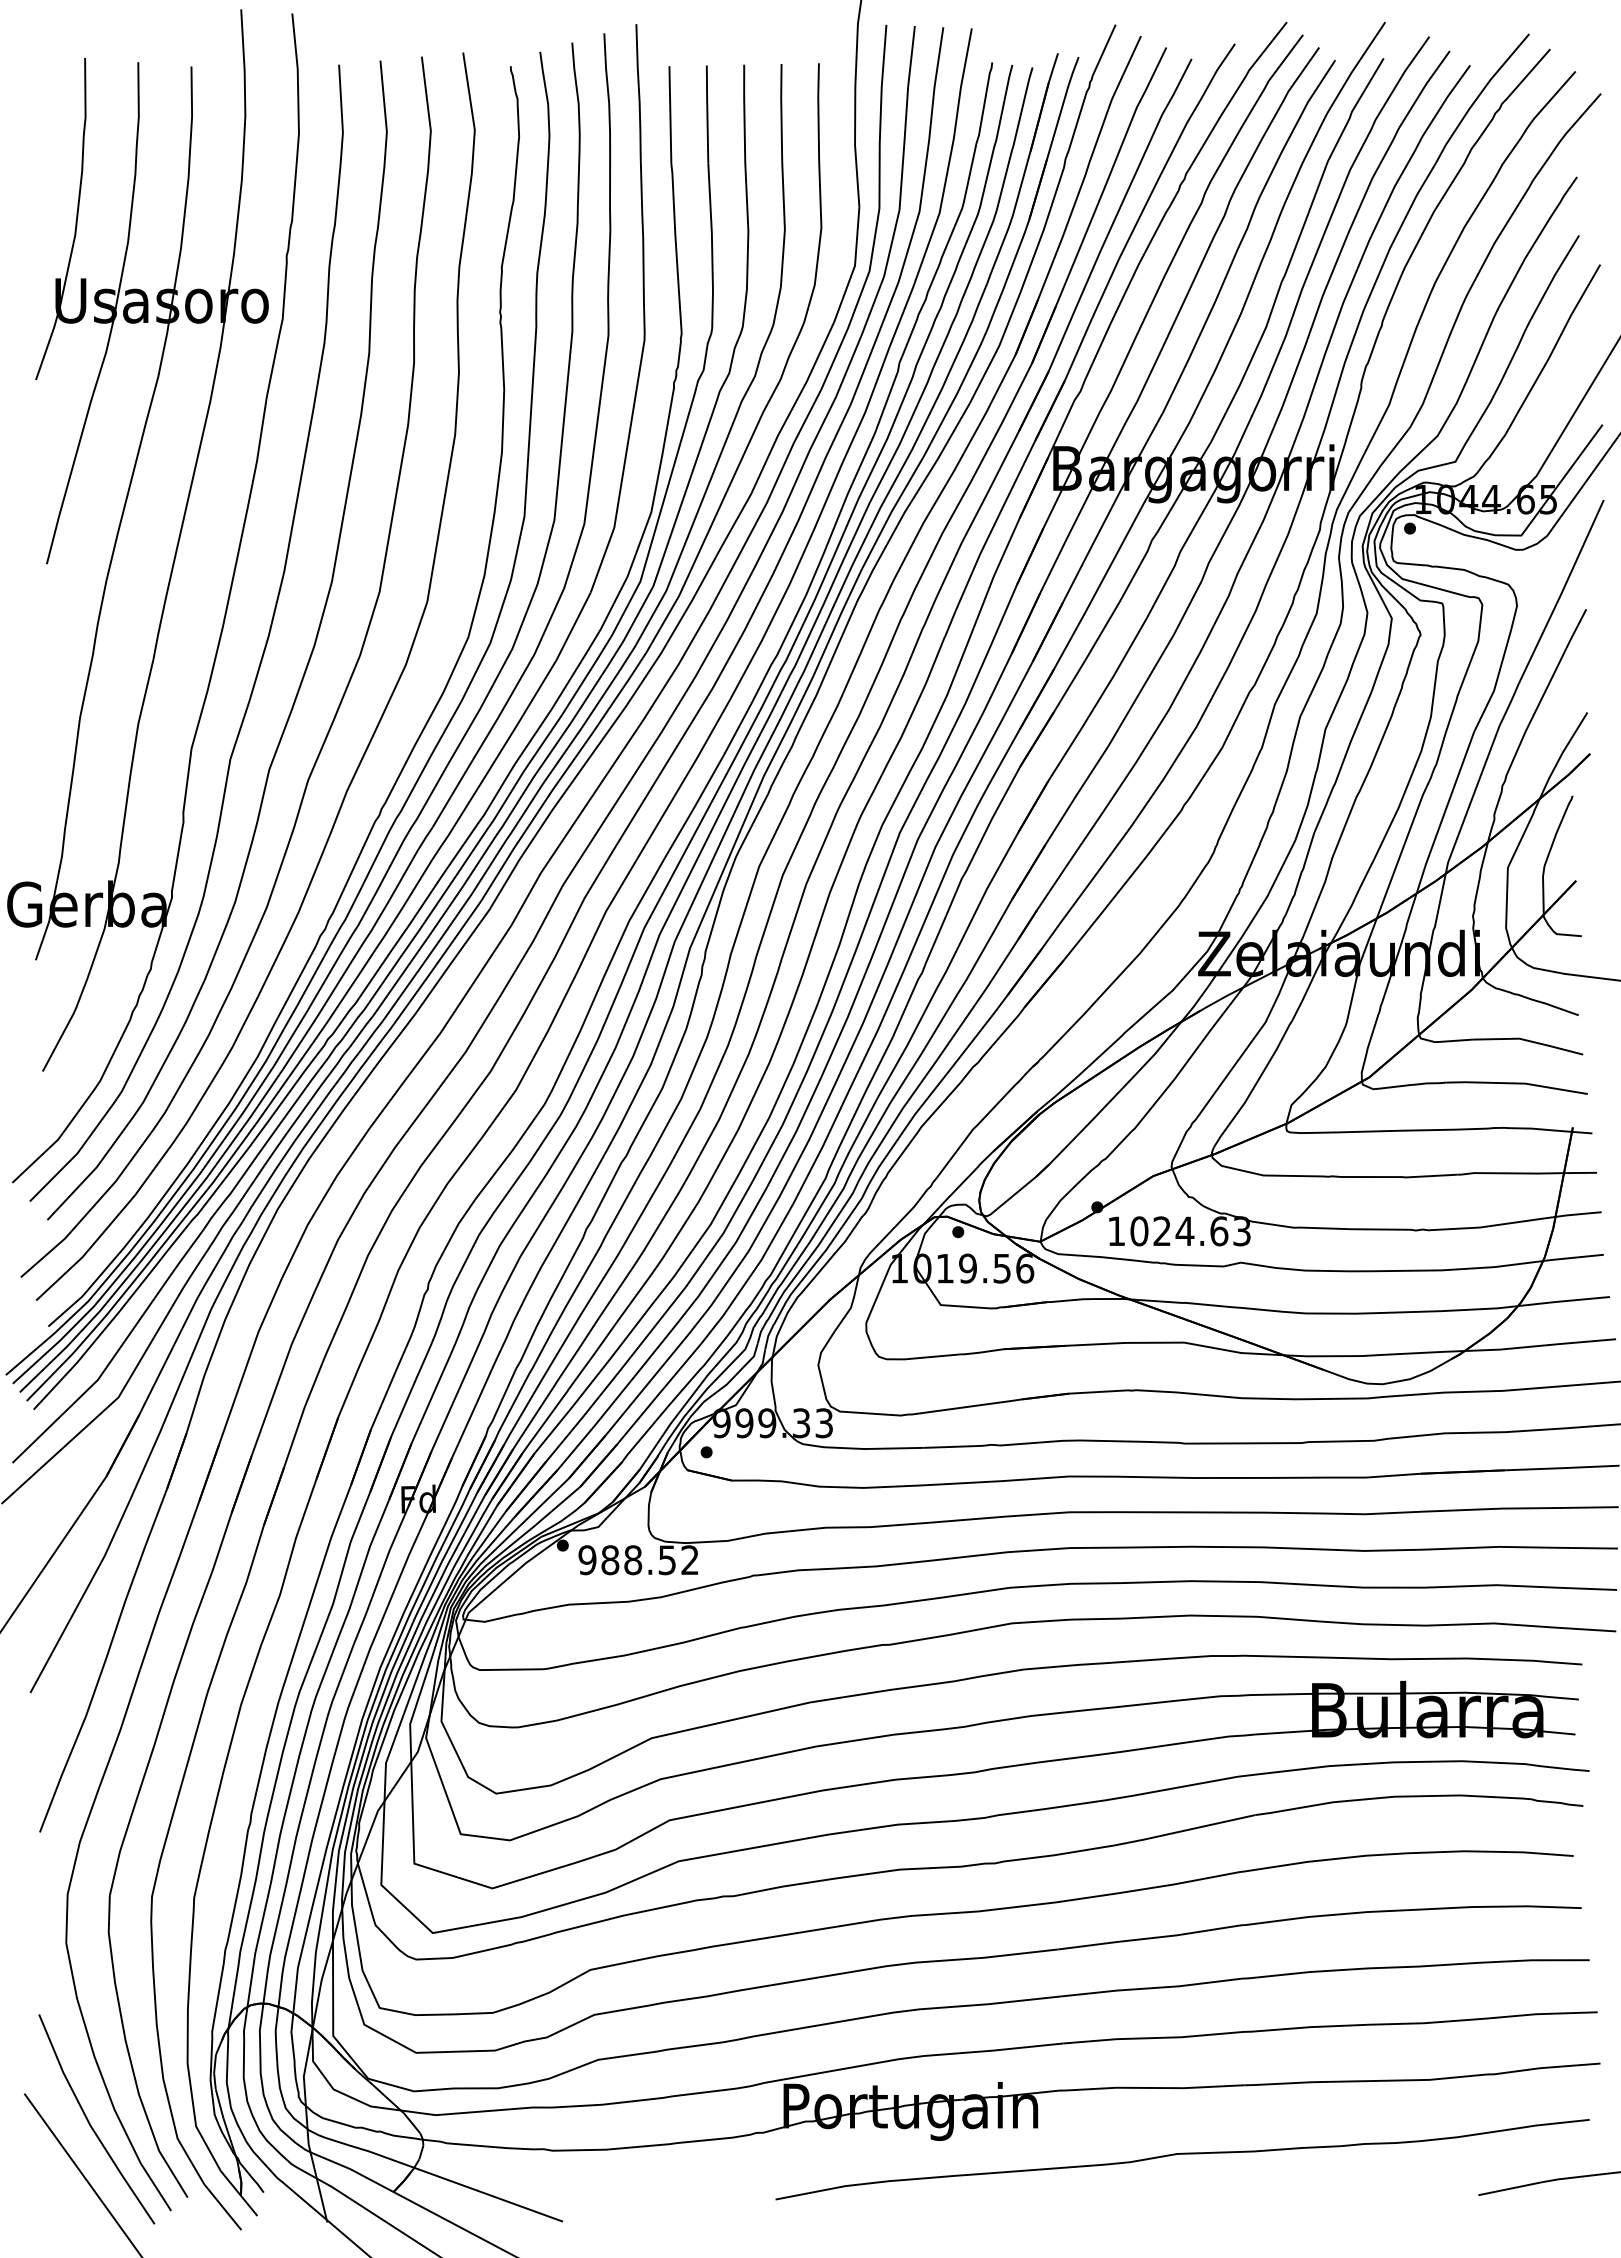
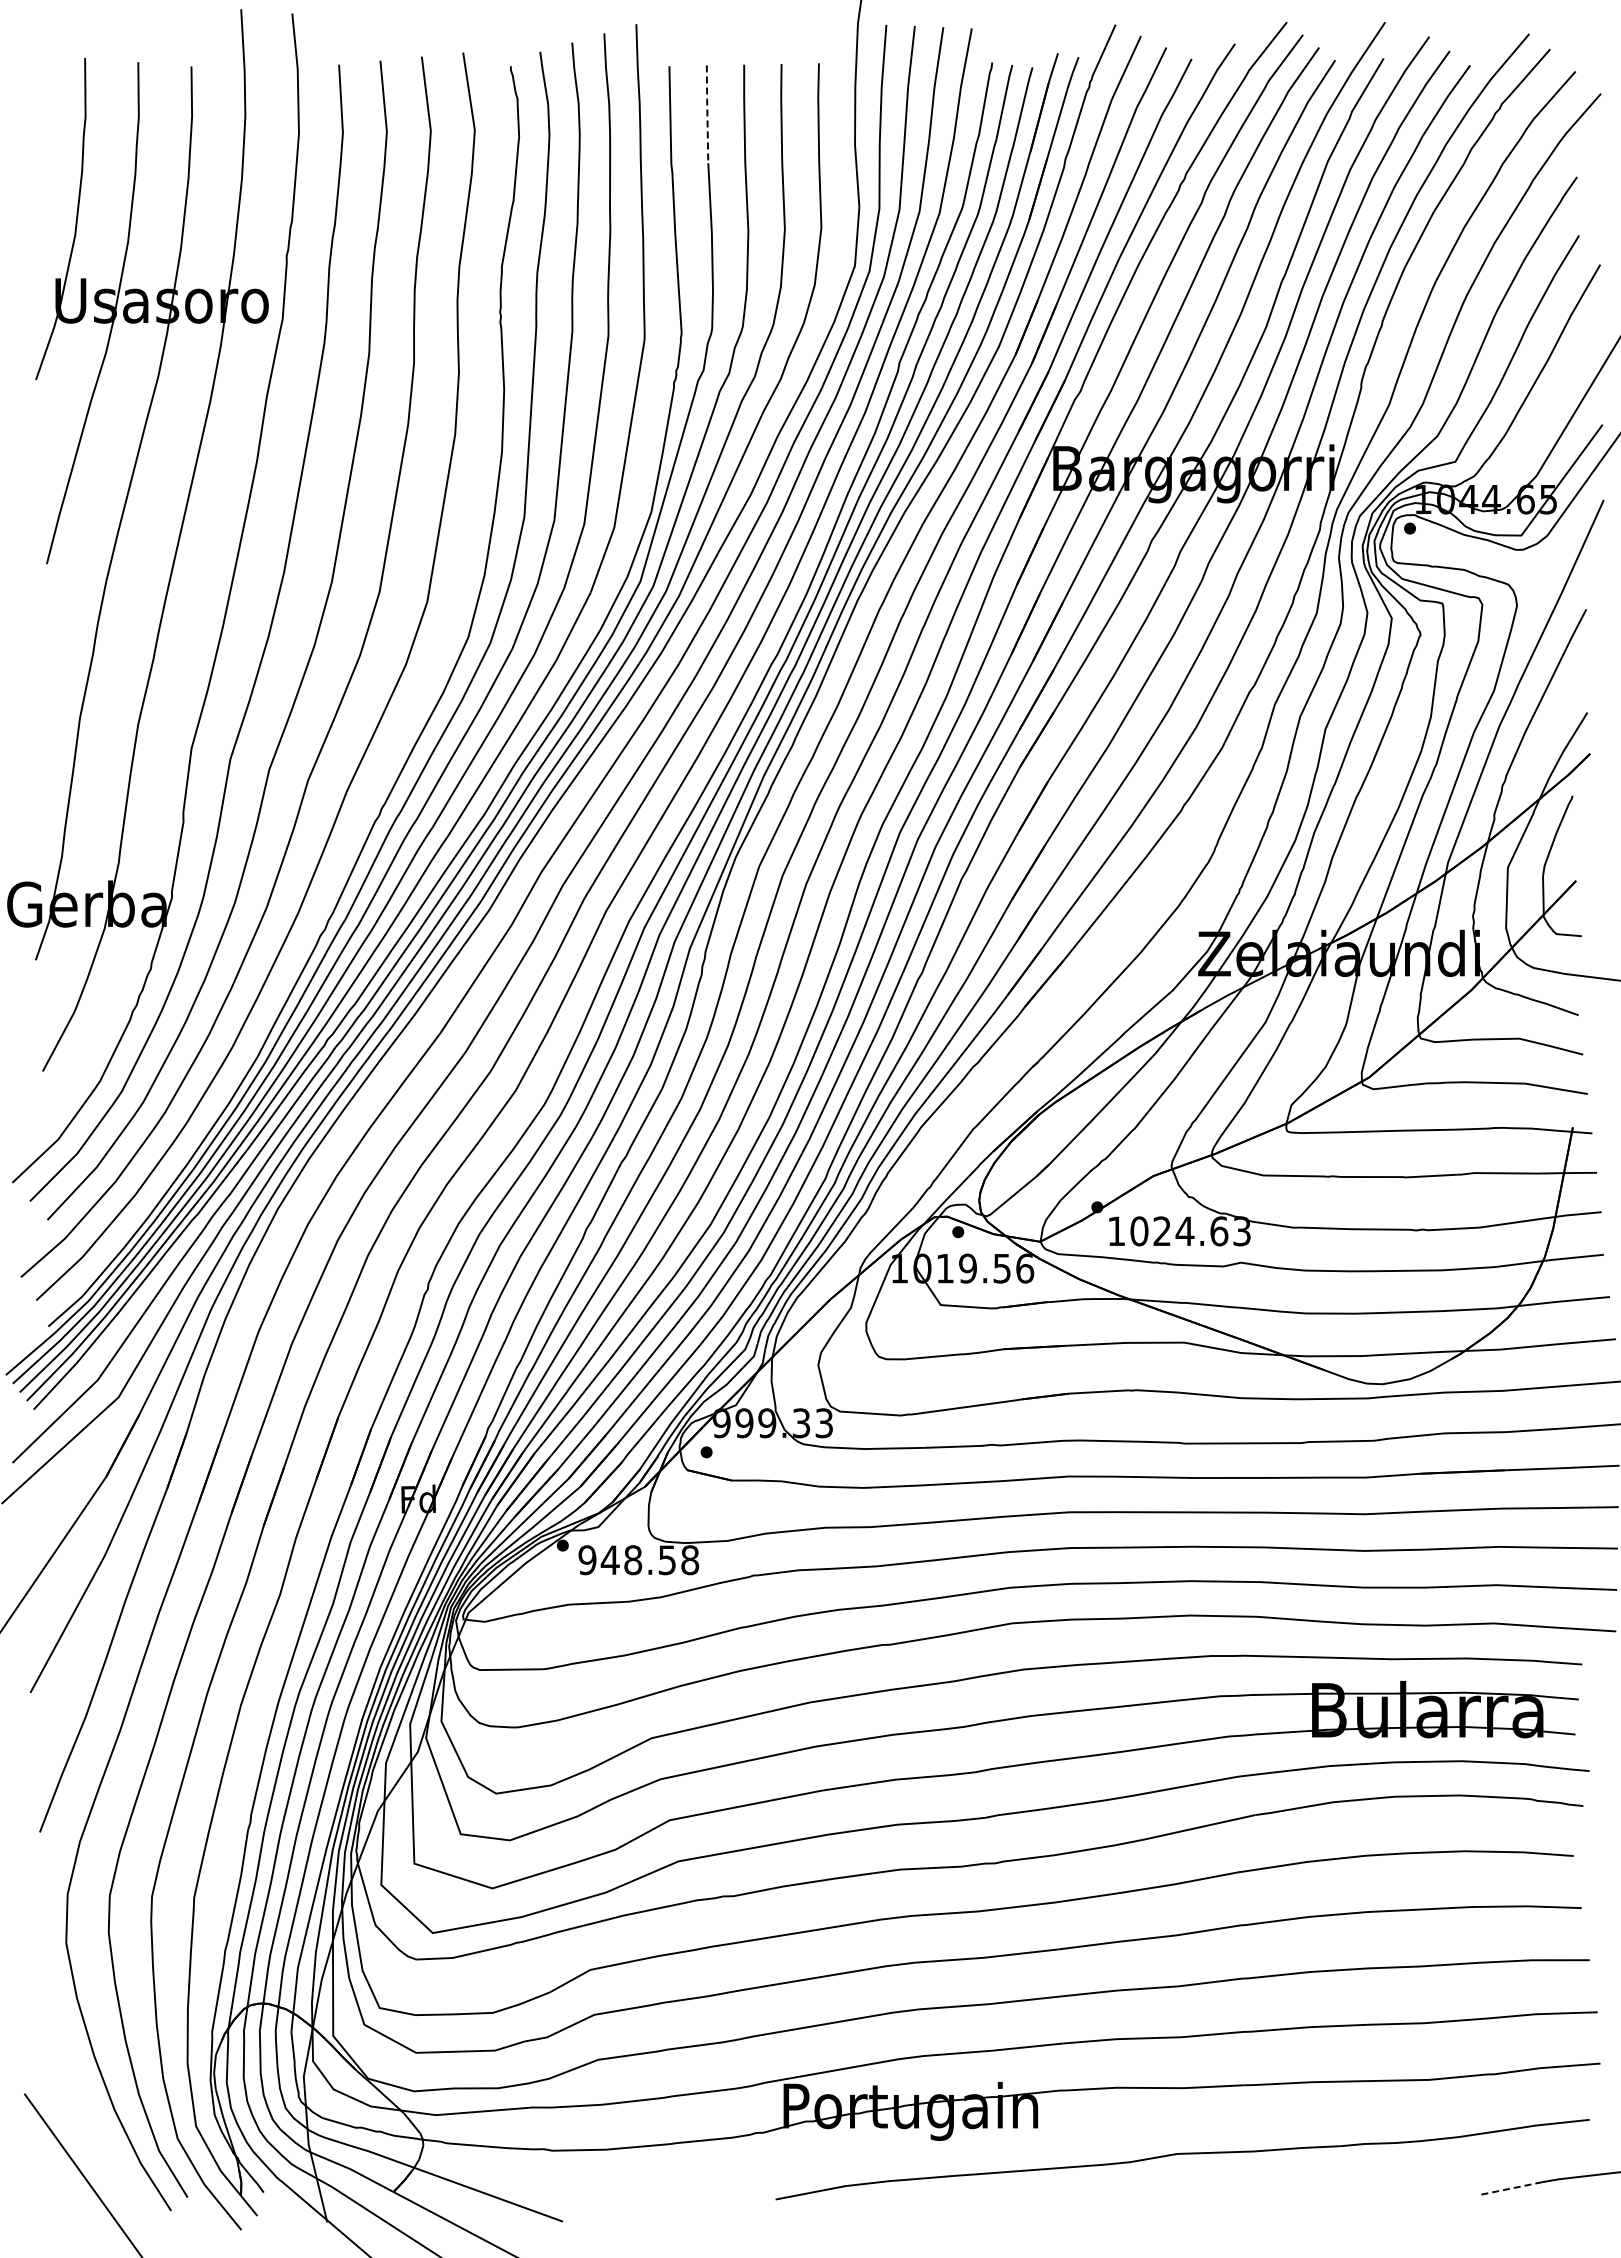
line: solid -> dashed (707, 113)
text: 988.52 -> 948.58 (649, 1560)
line: present -> none (90, 2123)
line: solid -> dashed (1510, 2188)
